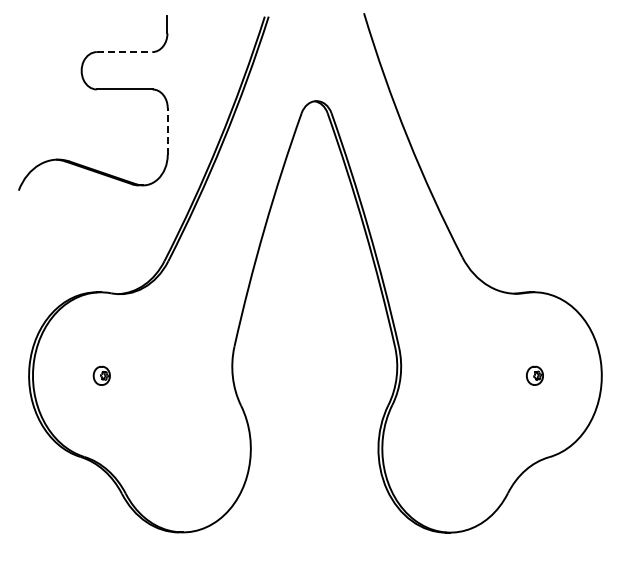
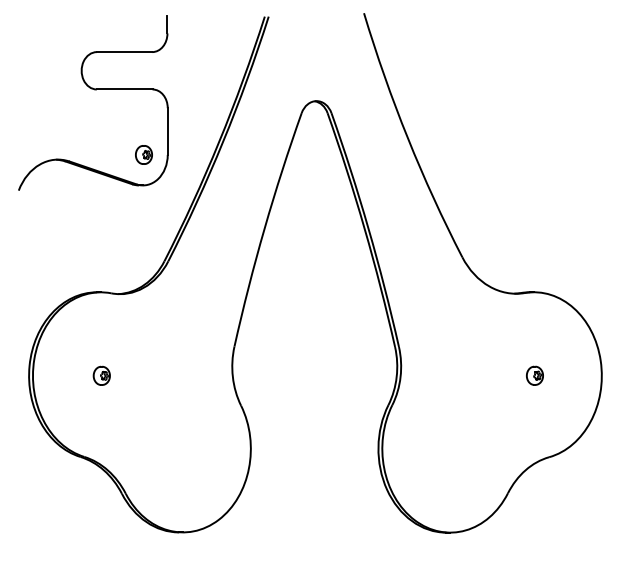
line: dashed -> solid (124, 52)
line: dashed -> solid (167, 131)
part: none -> present (143, 154)
